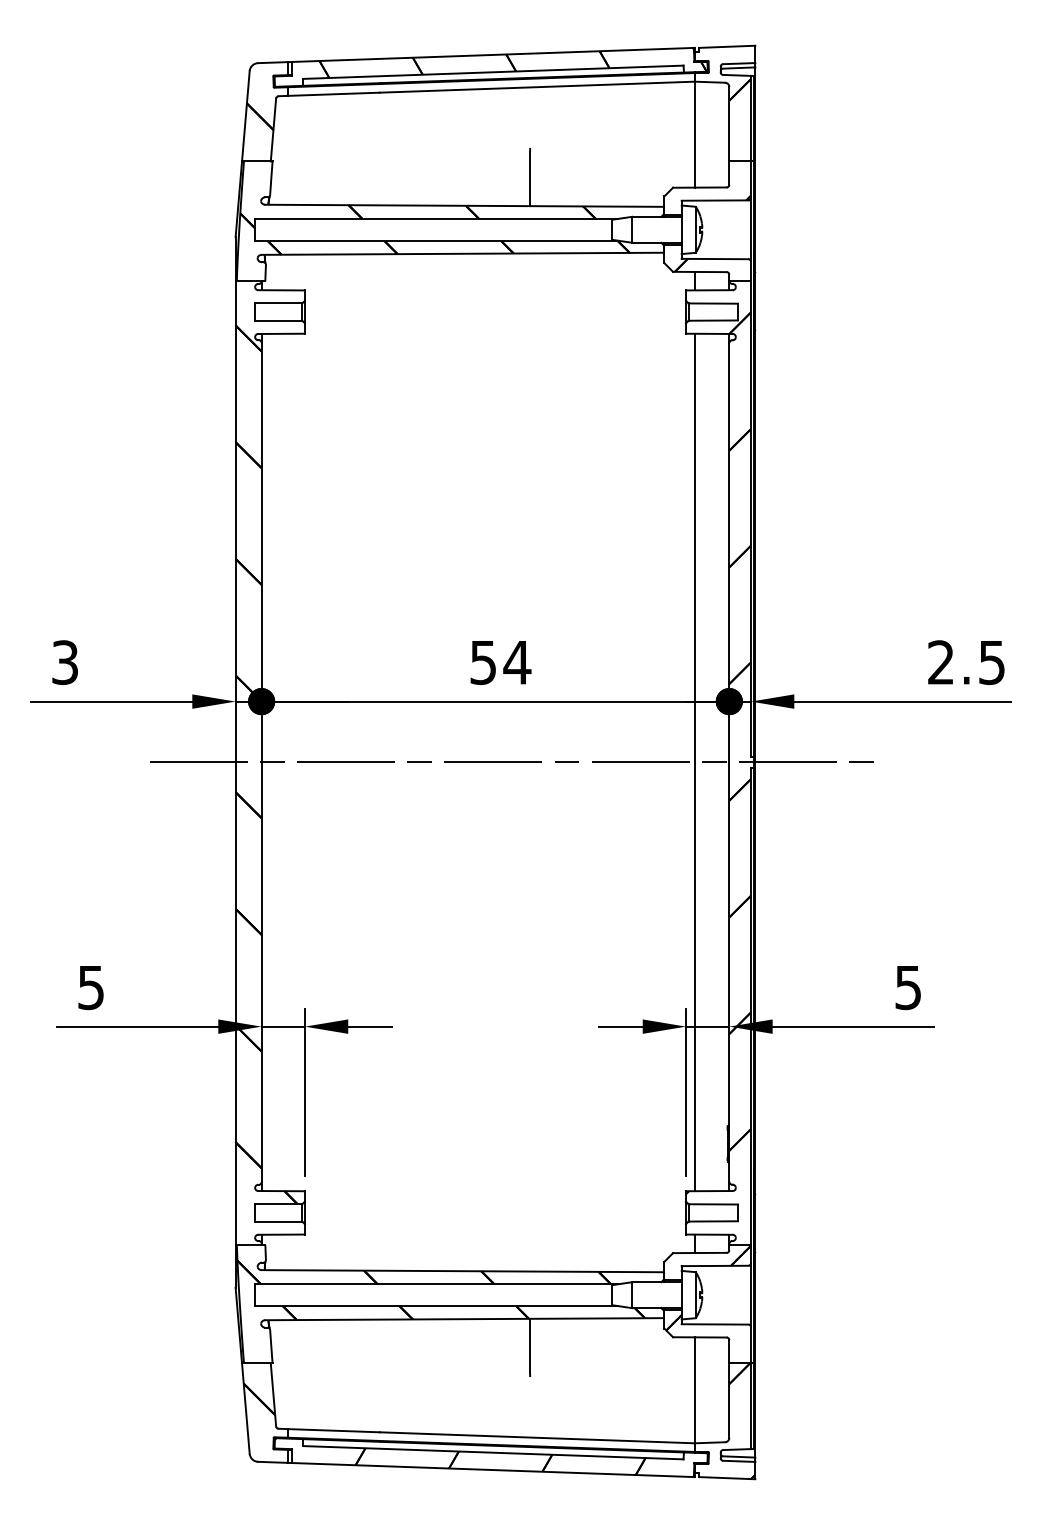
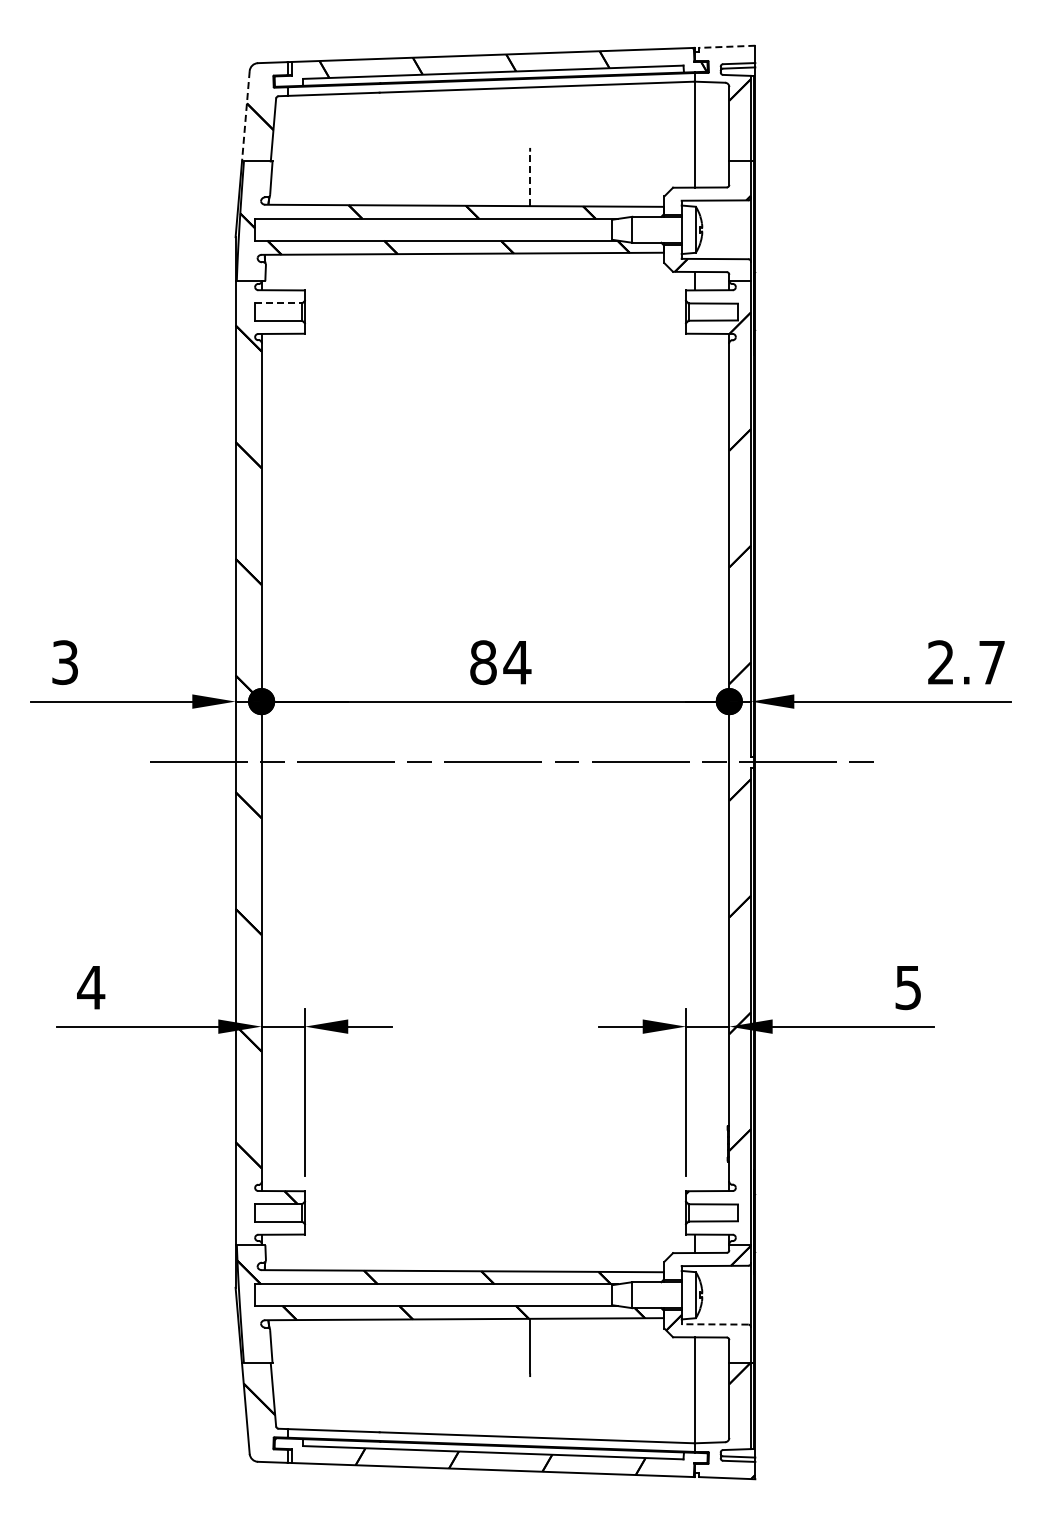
line: solid -> dashed (726, 46)
line: solid -> dashed (245, 116)
line: solid -> dashed (530, 178)
line: solid -> dashed (278, 303)
text: 54 -> 84 (483, 662)
text: 2.5 -> 2.7 (991, 663)
line: present -> none (694, 762)
text: 5 -> 4 (91, 988)
line: solid -> dashed (714, 1324)
